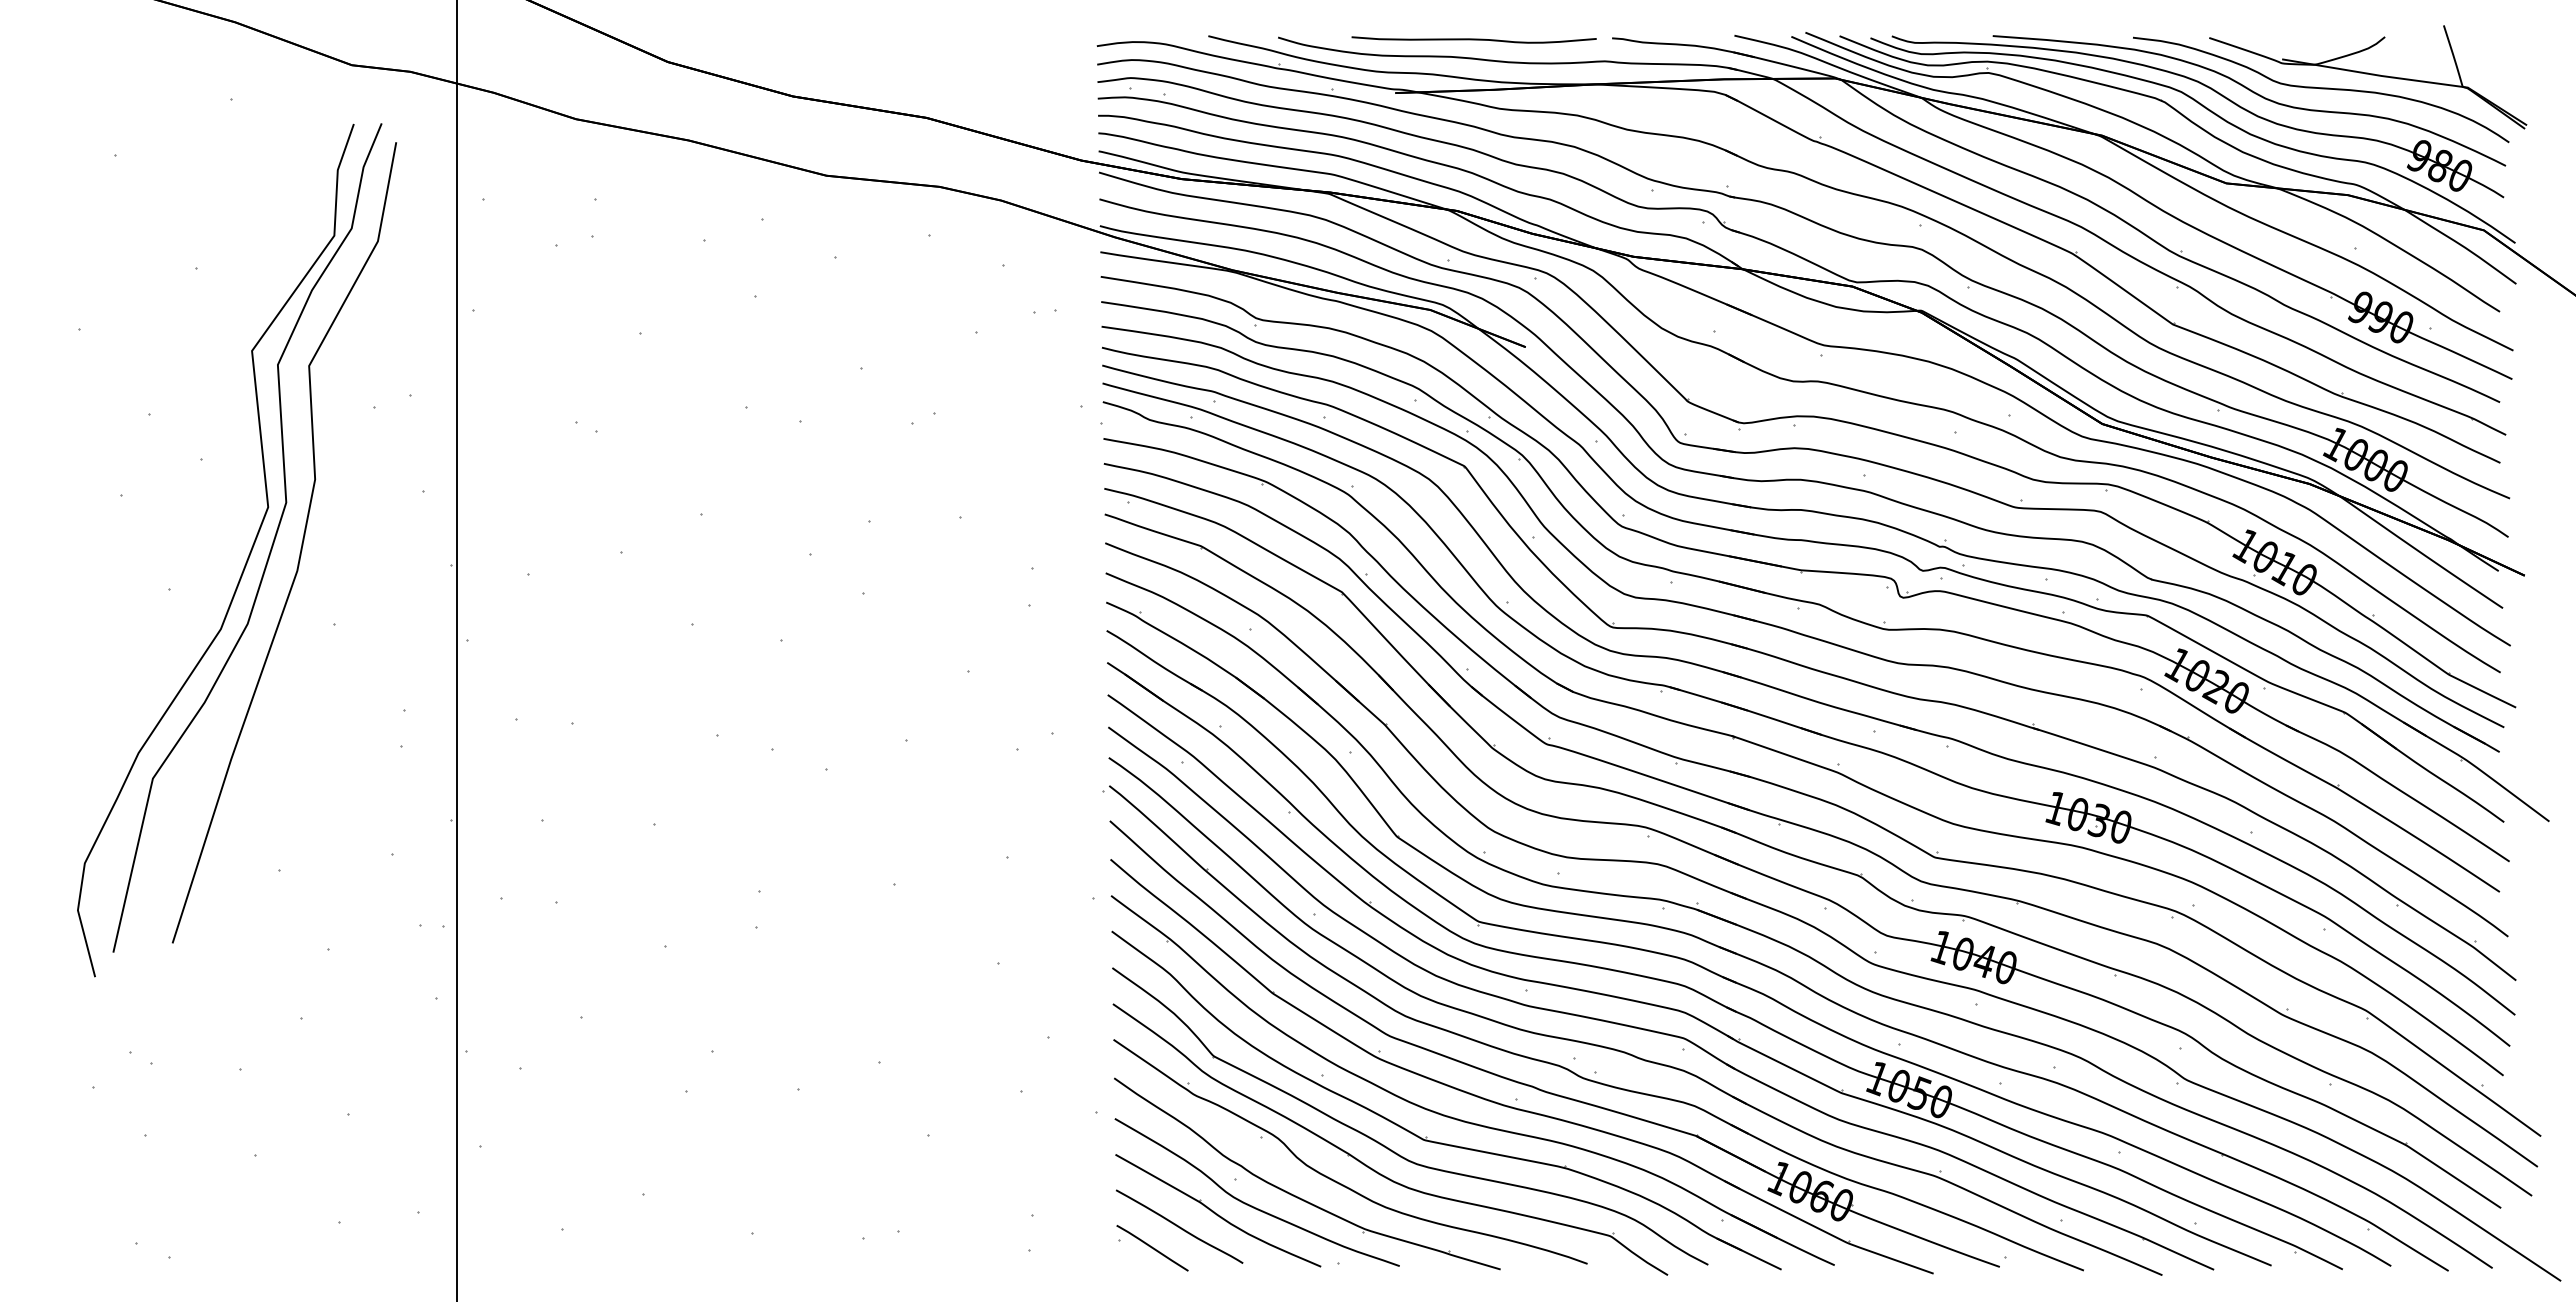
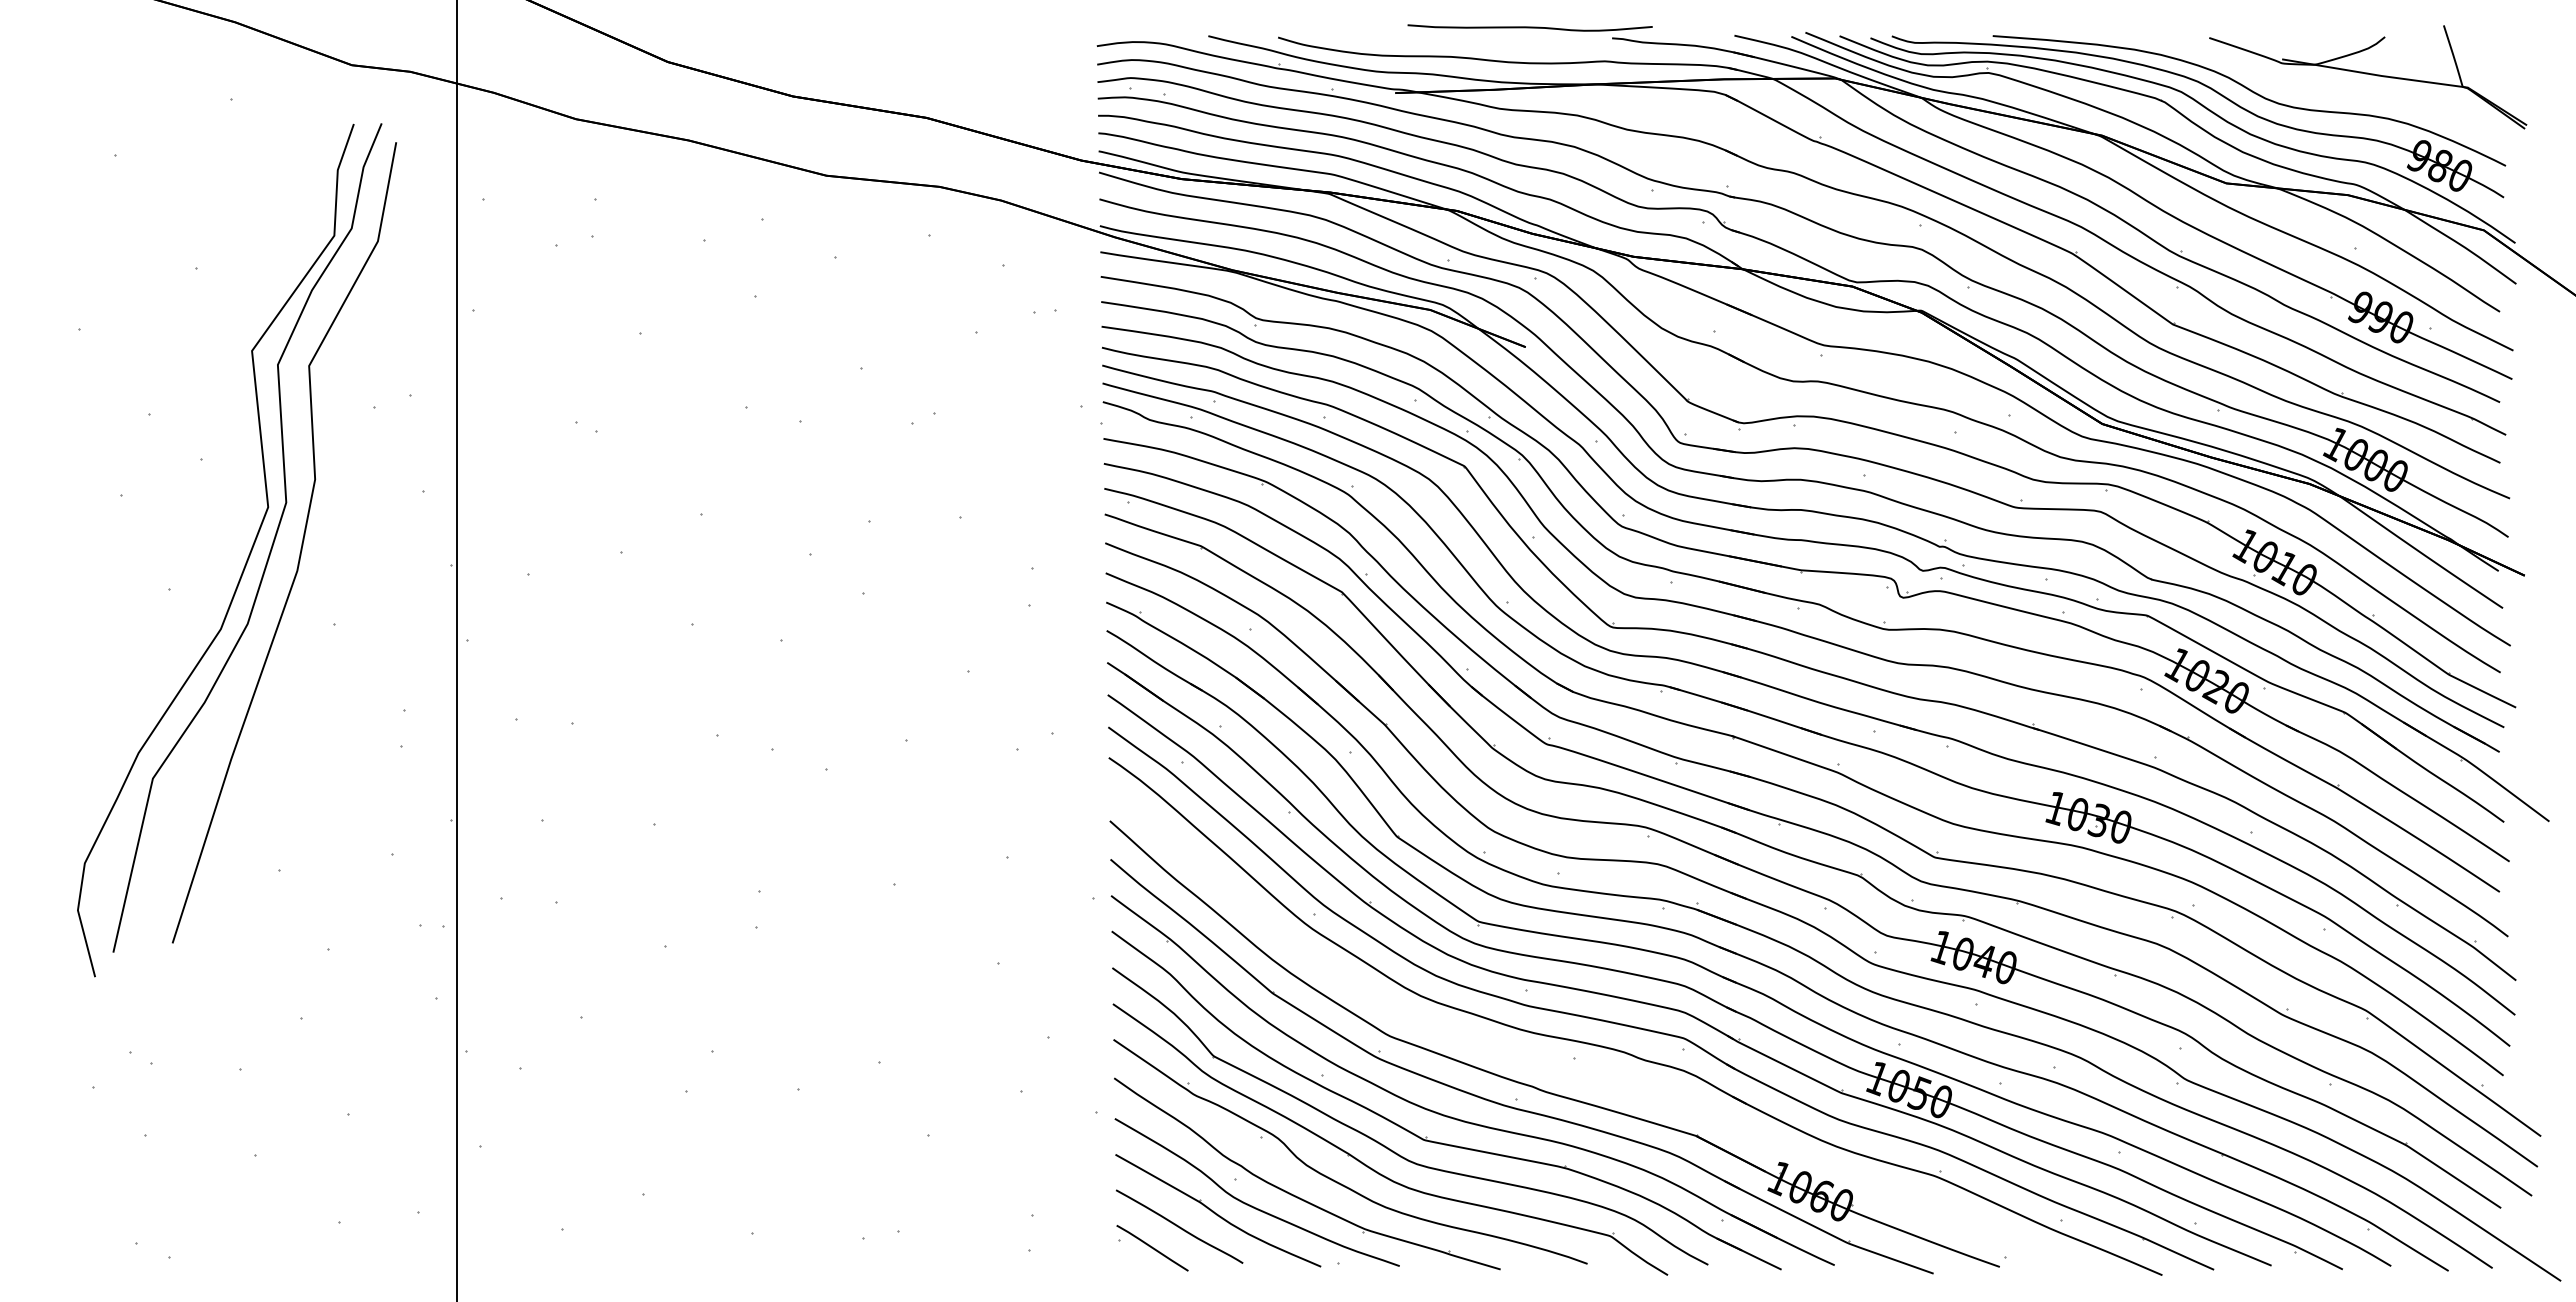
curve position: (1473, 39) -> (1529, 27) (1529, 27)
curve: present -> none (2321, 89)
part: present -> none (1595, 1071)
